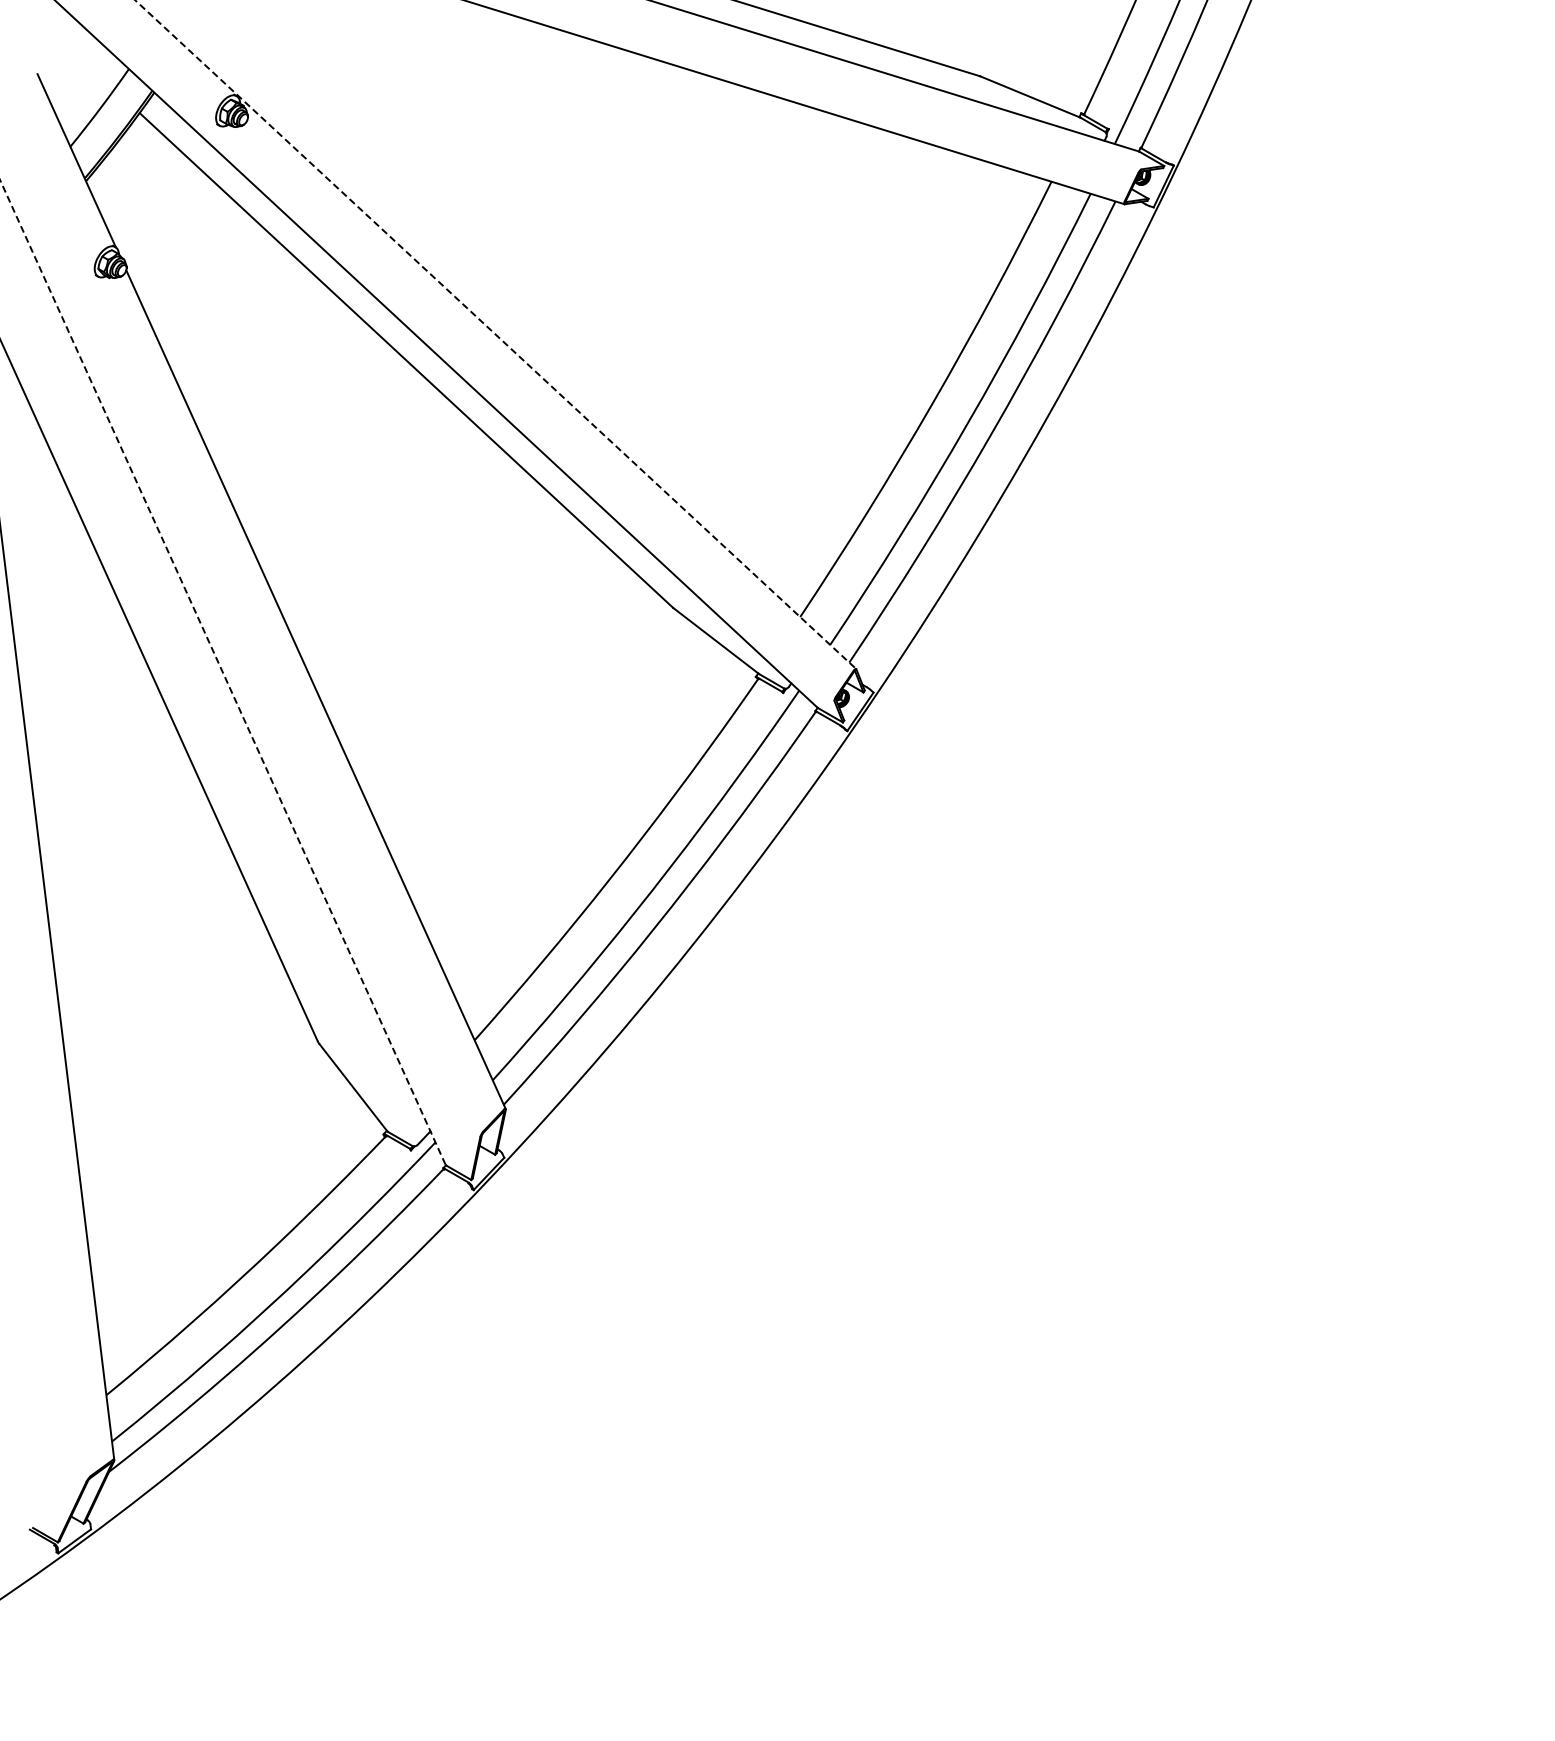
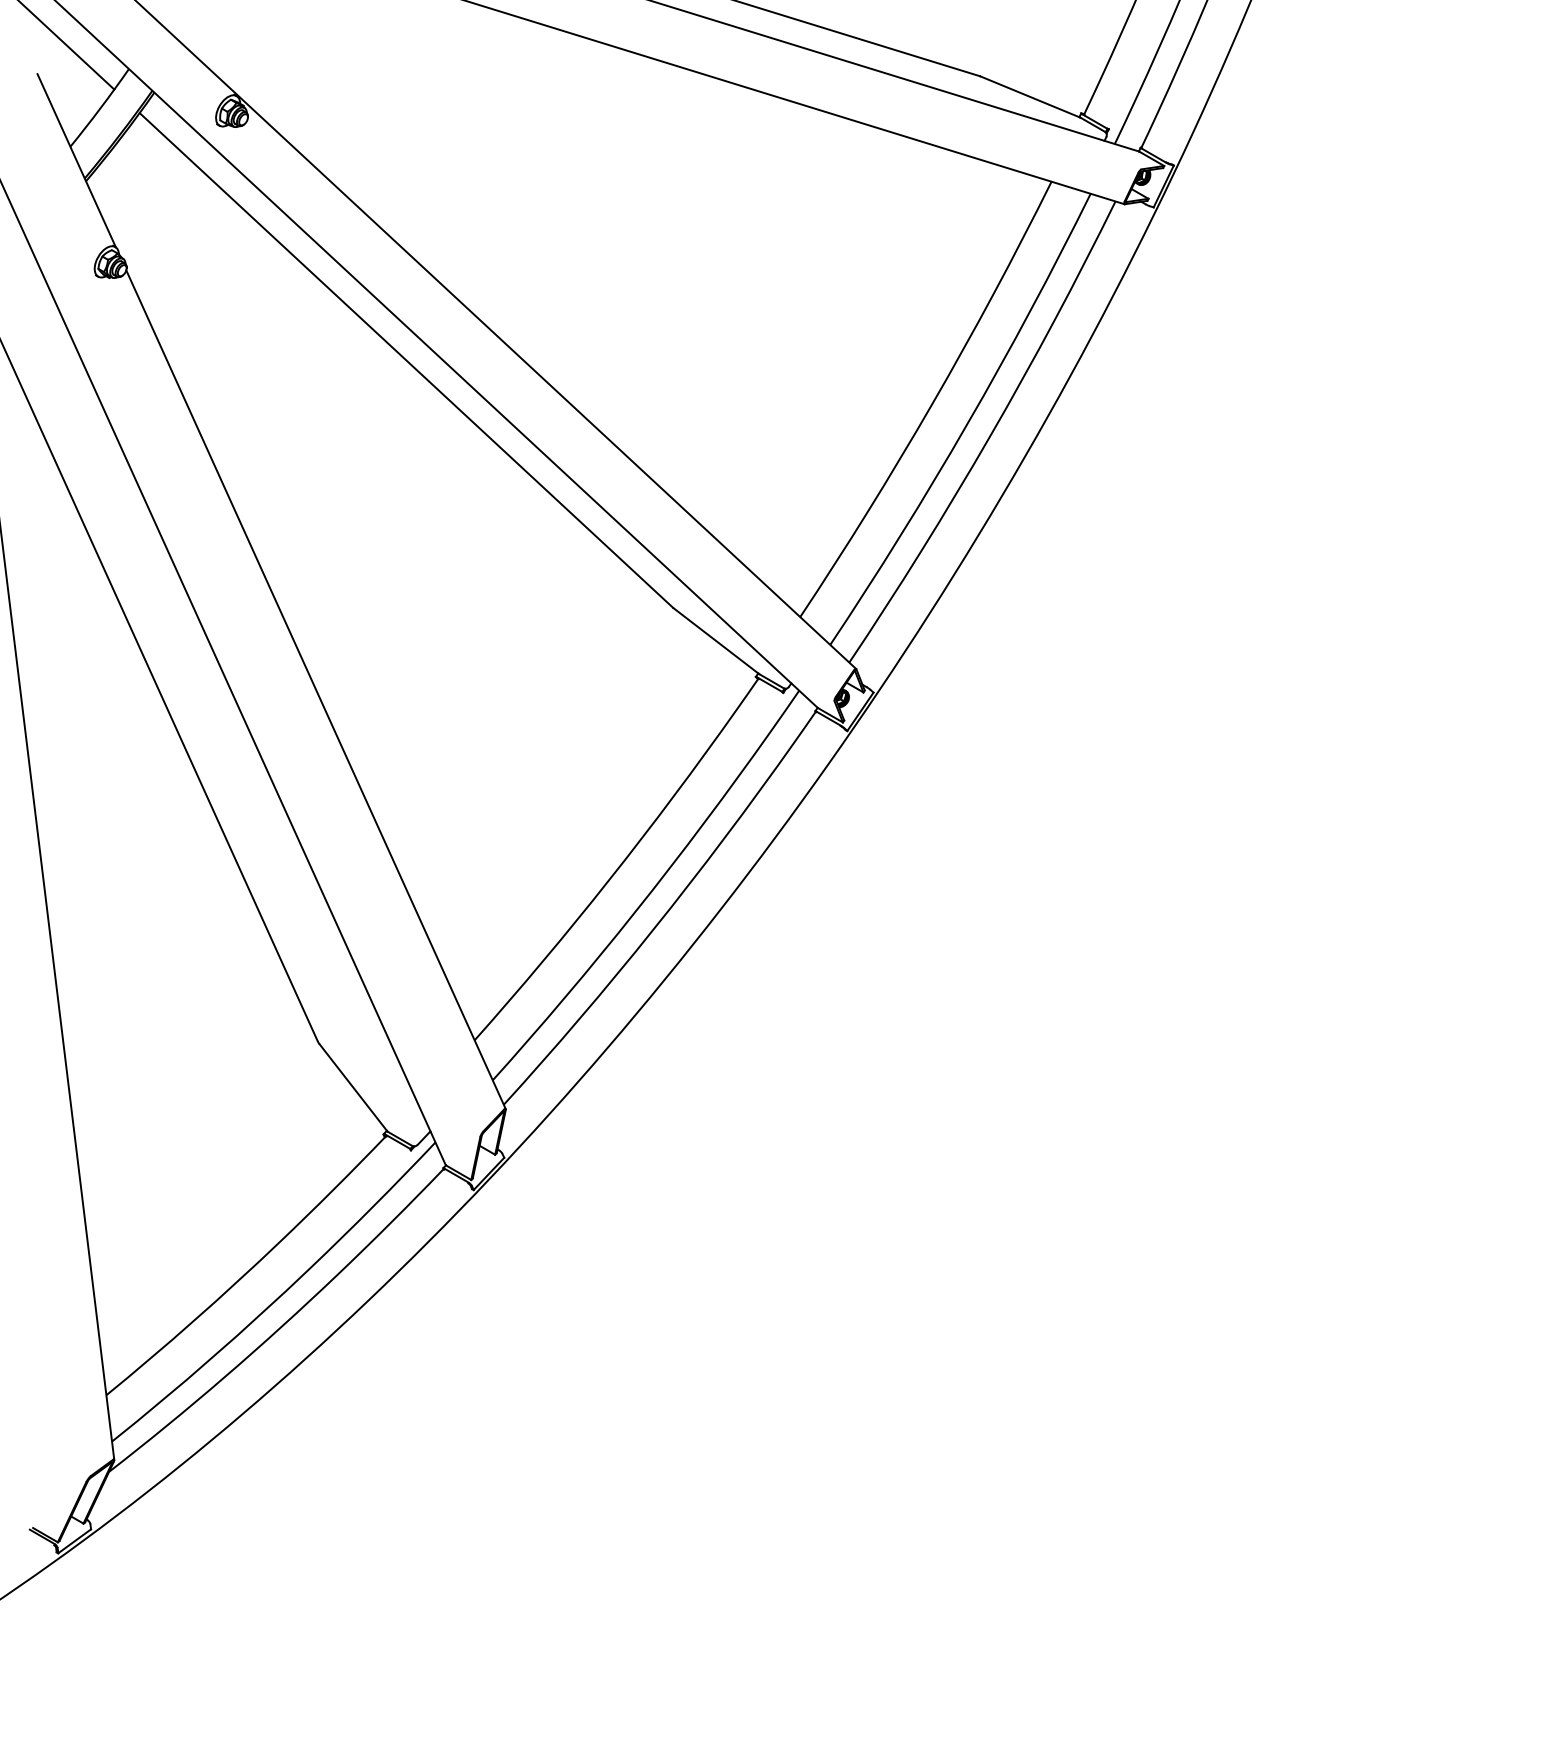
line: none -> present (67, 45)
line: dashed -> solid (496, 335)
line: dashed -> solid (222, 671)
